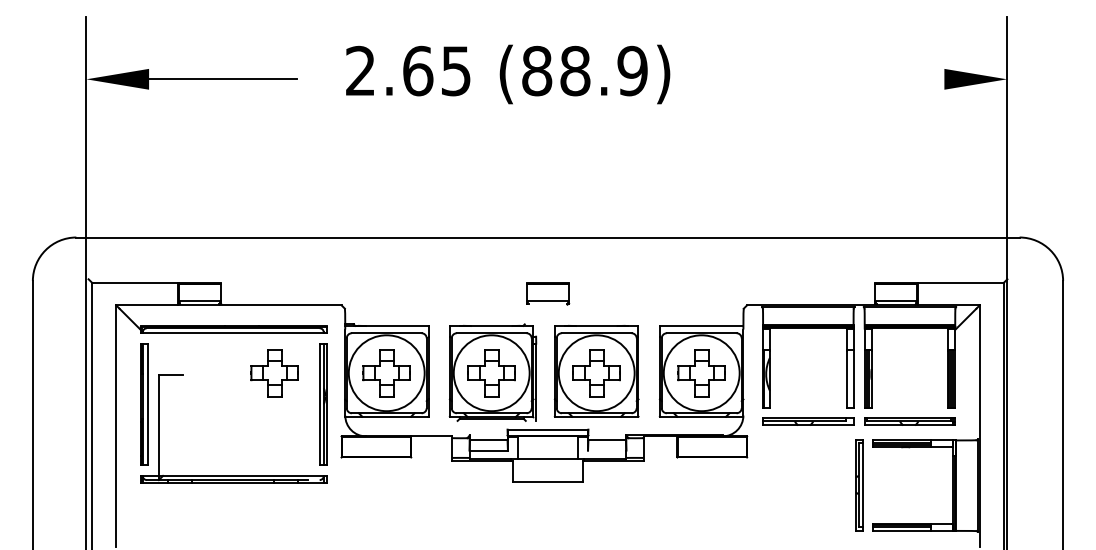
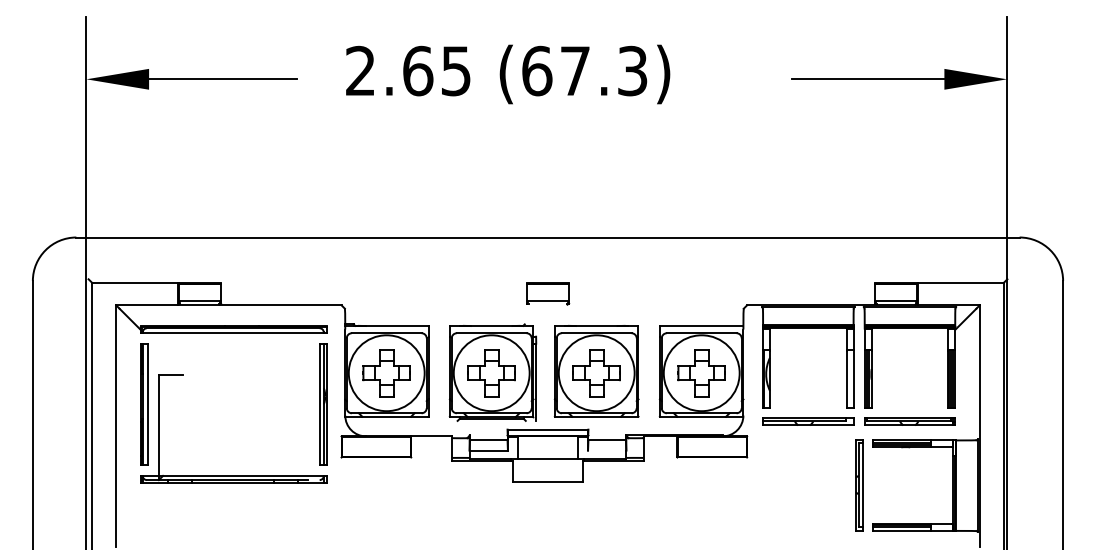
text: (88.9) -> (67.3) (584, 70)
line: none -> present (867, 79)
part: present -> none (274, 373)
